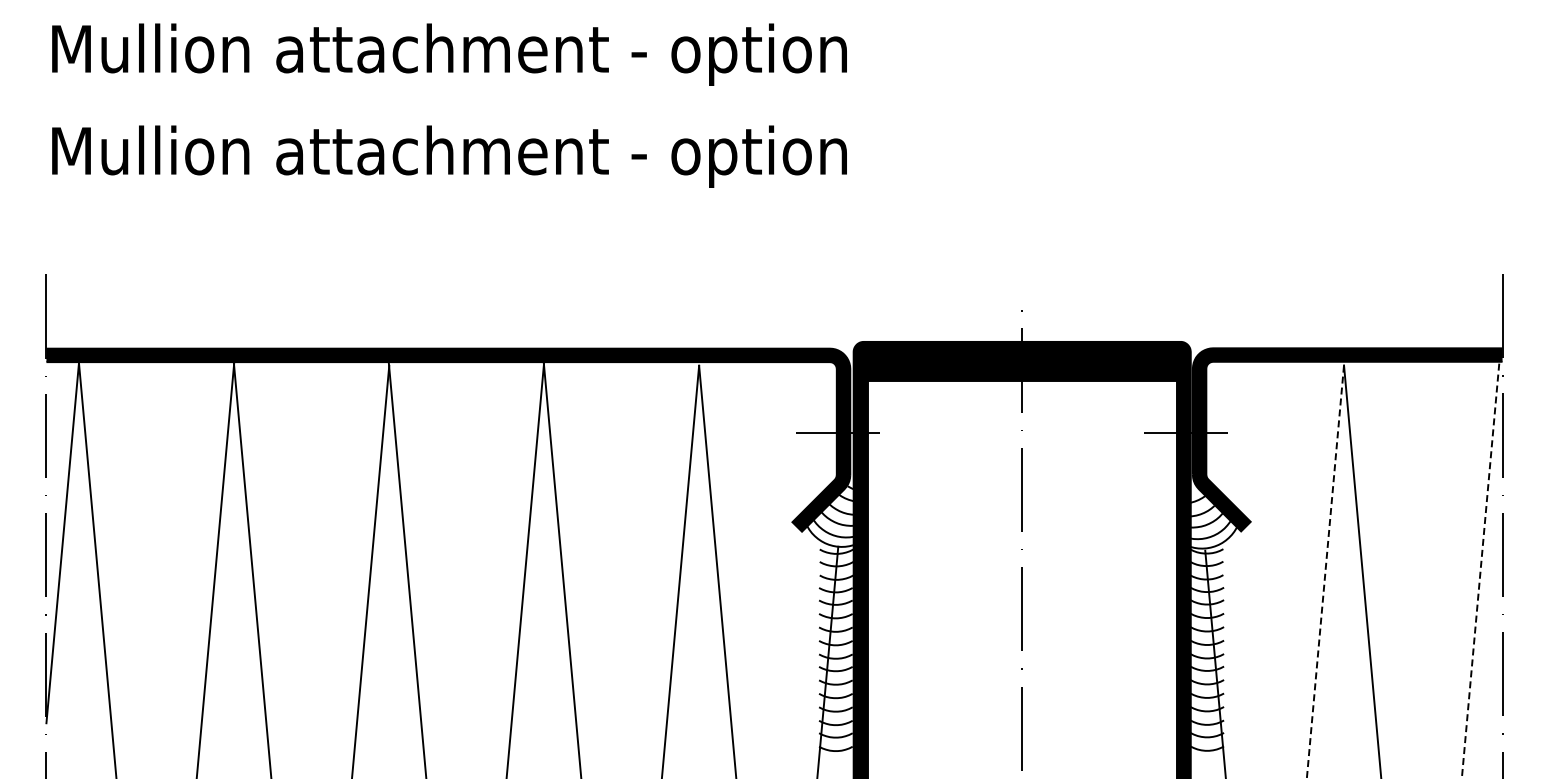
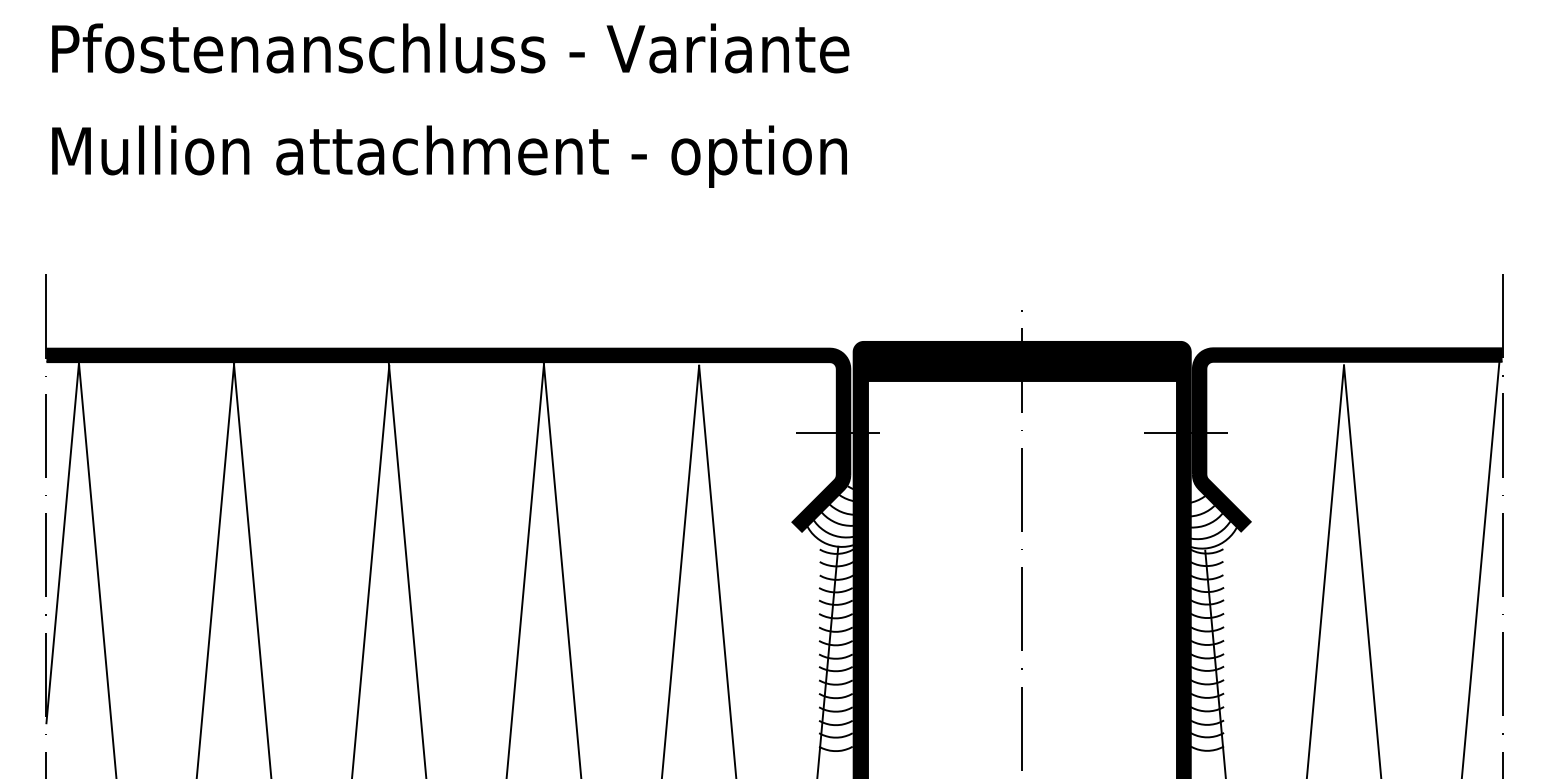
text: Mullion attachment - option -> Pfostenanschluss - Variante (453, 54)
line: dashed -> solid (1480, 569)
line: dashed -> solid (1325, 571)
